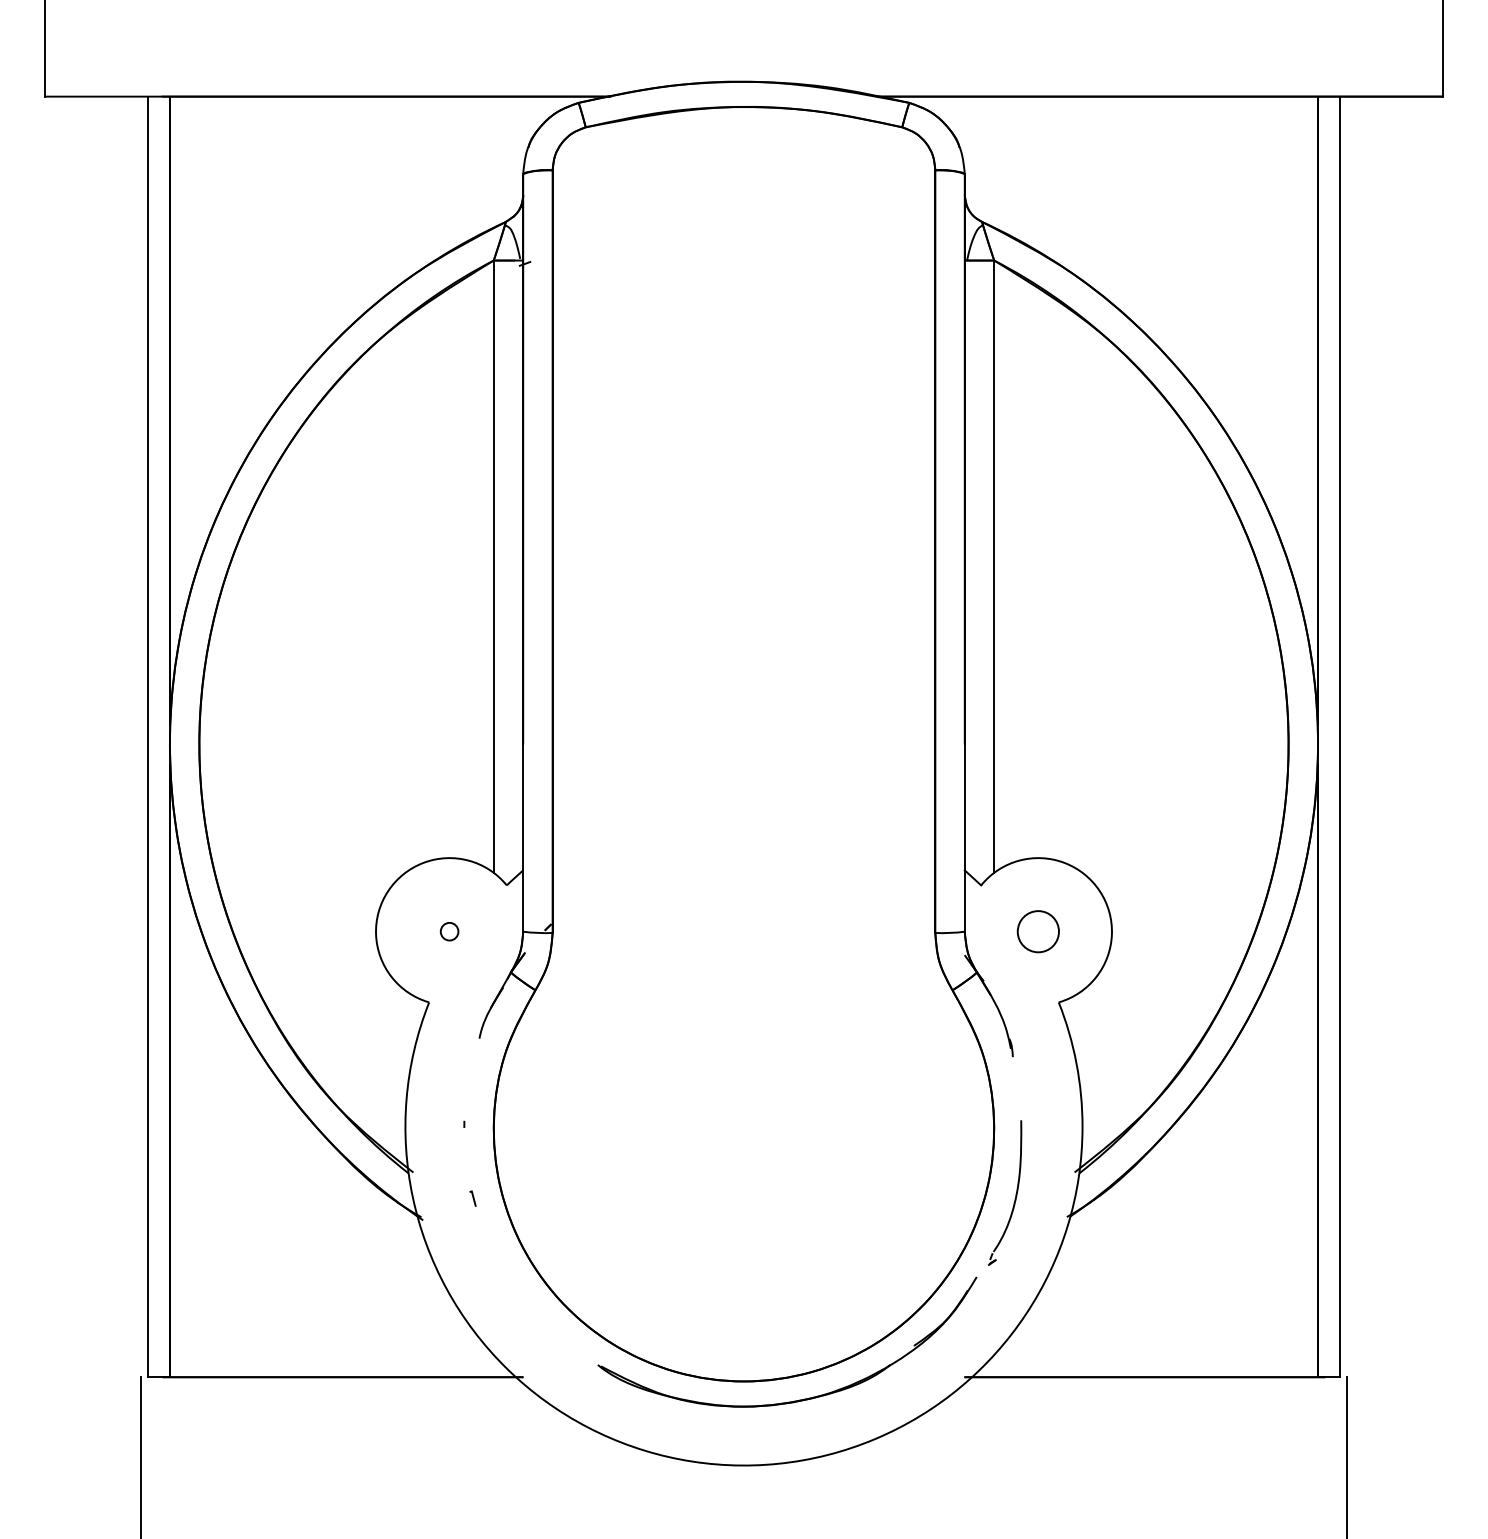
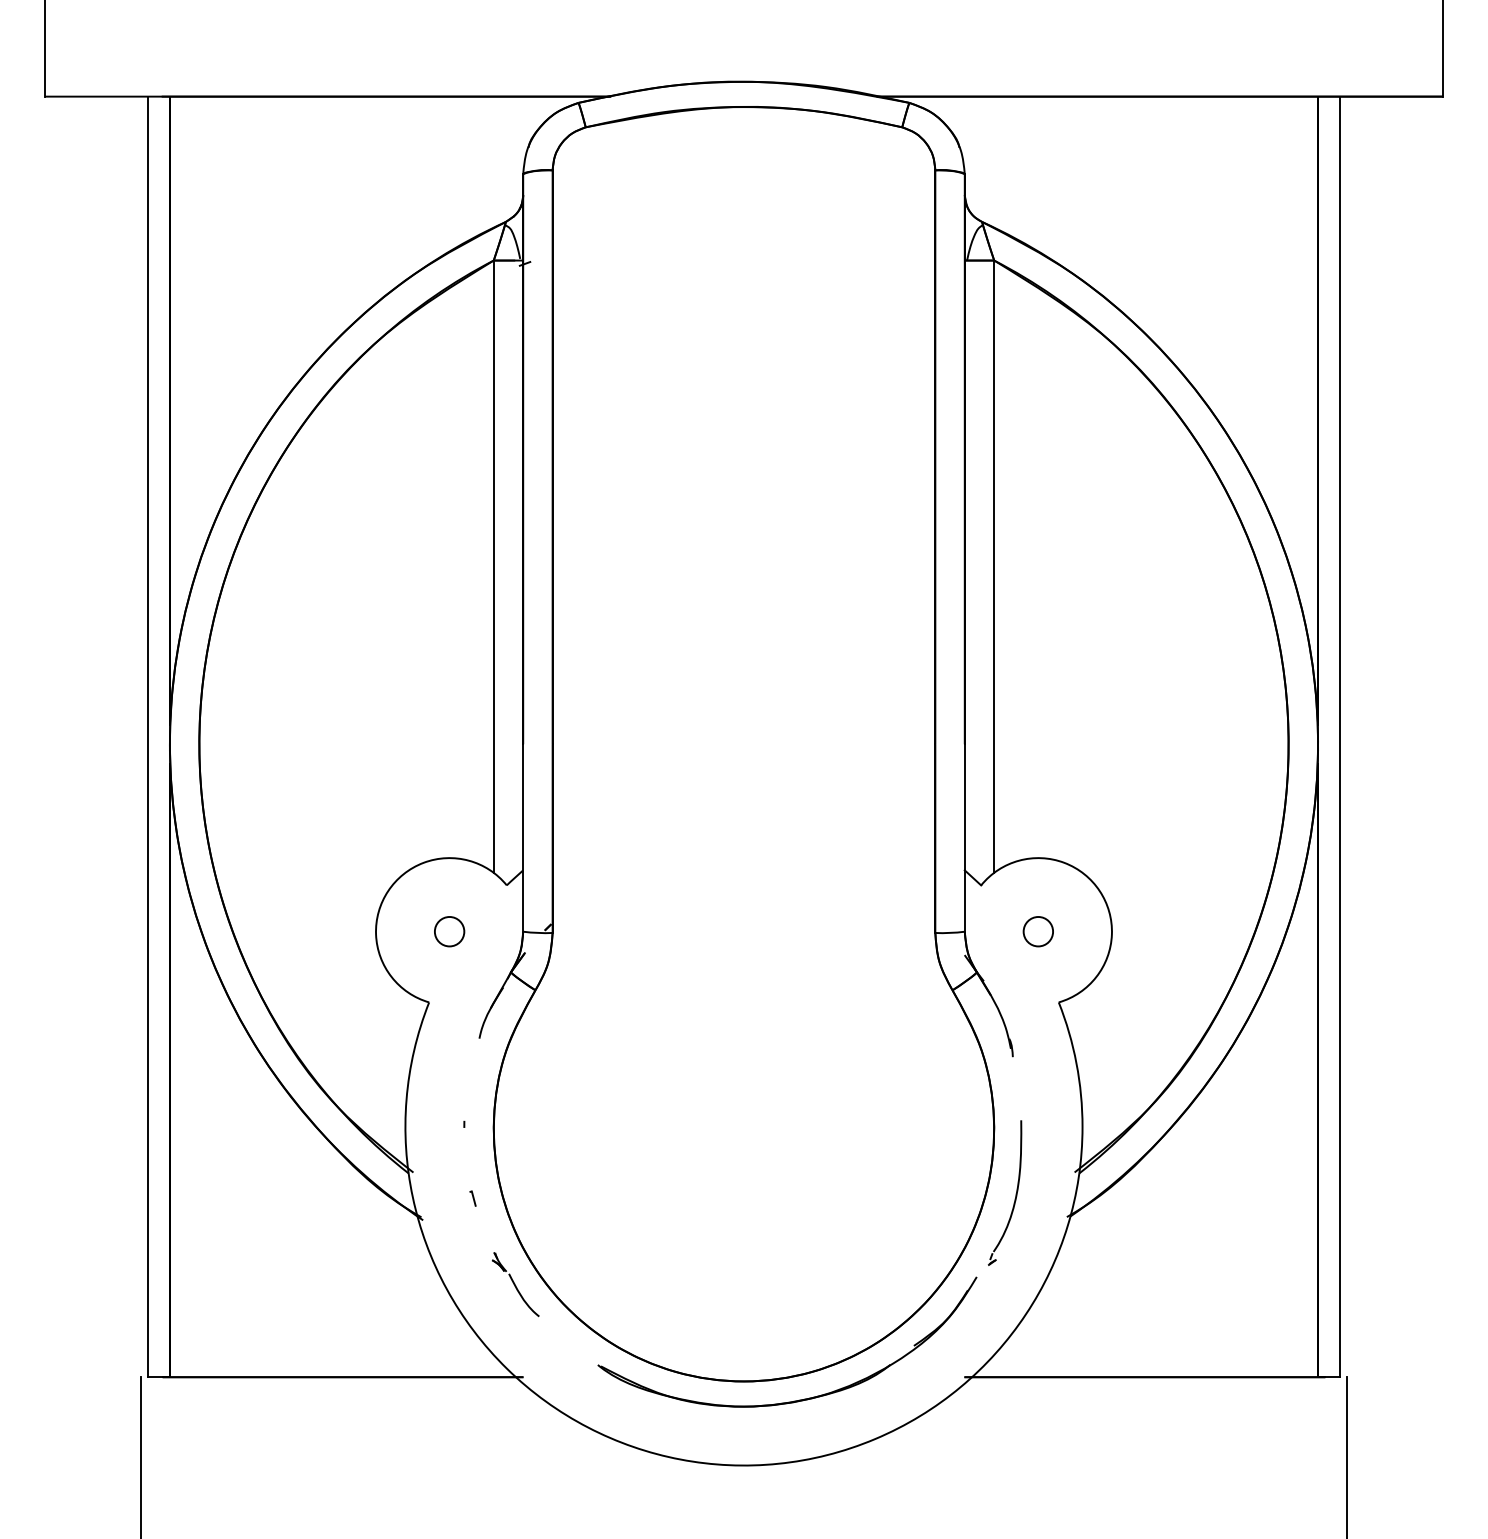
circle diameter: 18 px -> 29 px (449, 931)
circle diameter: 41 px -> 29 px (1038, 931)
part: none -> present (515, 1284)
